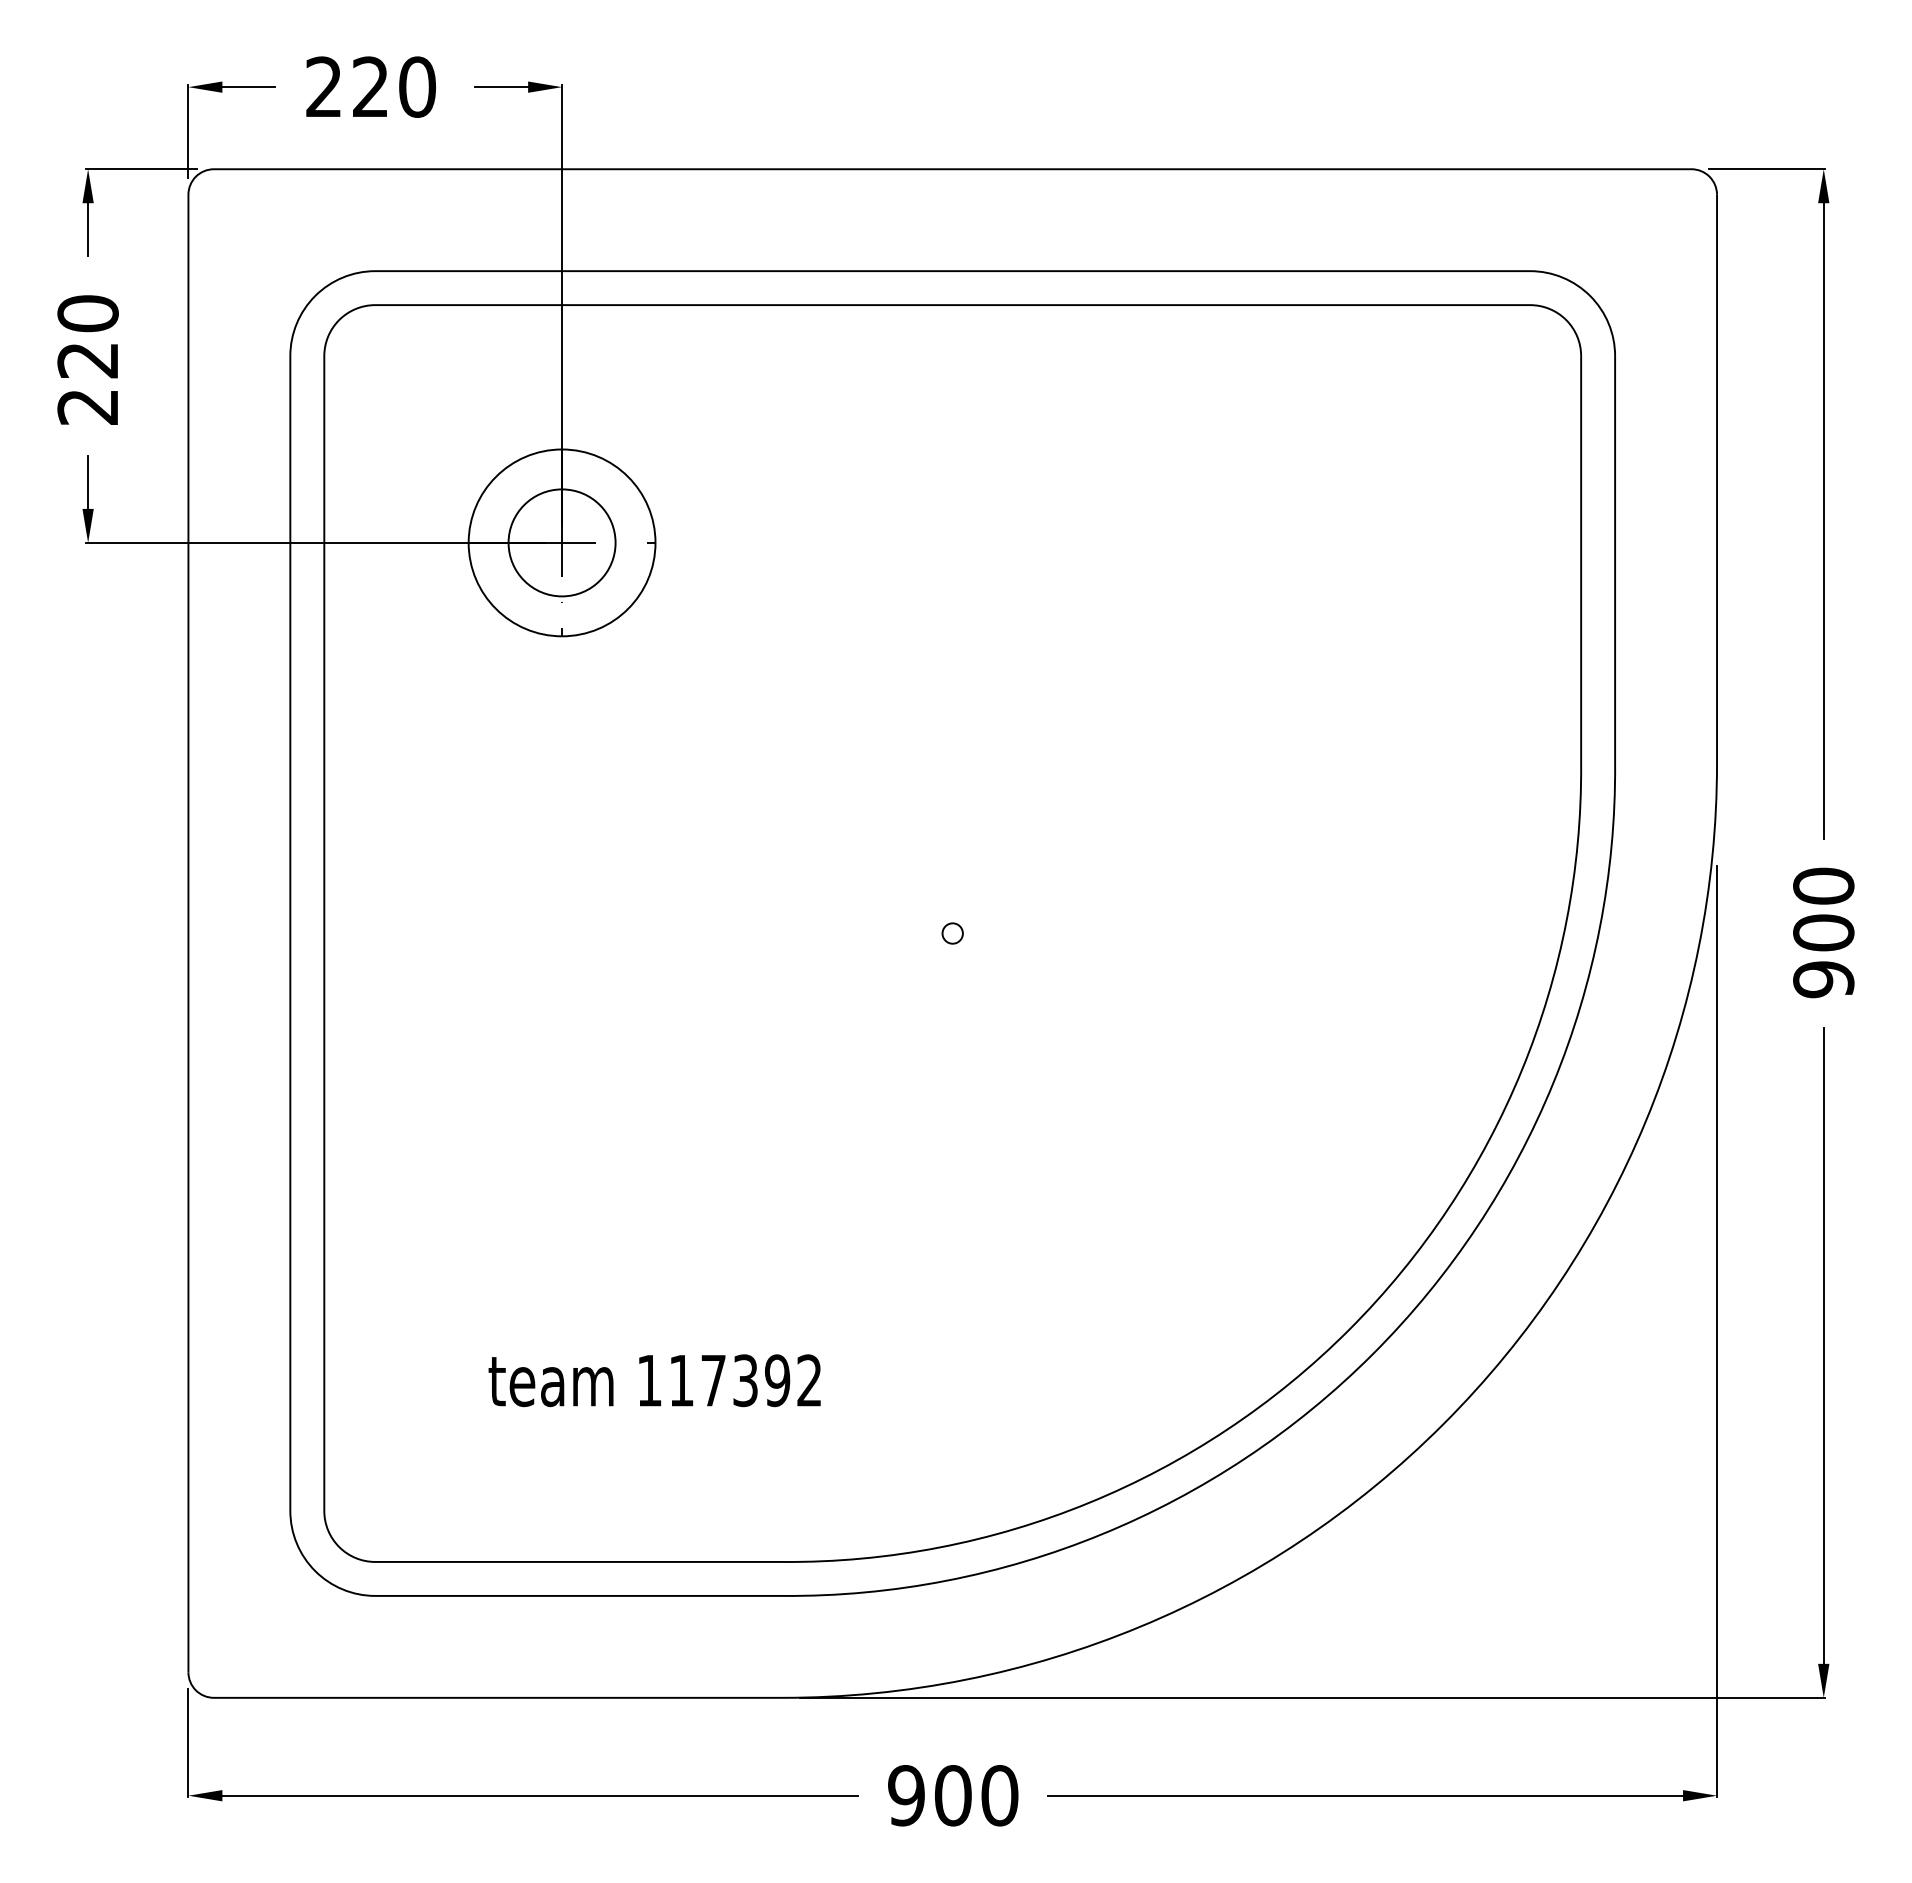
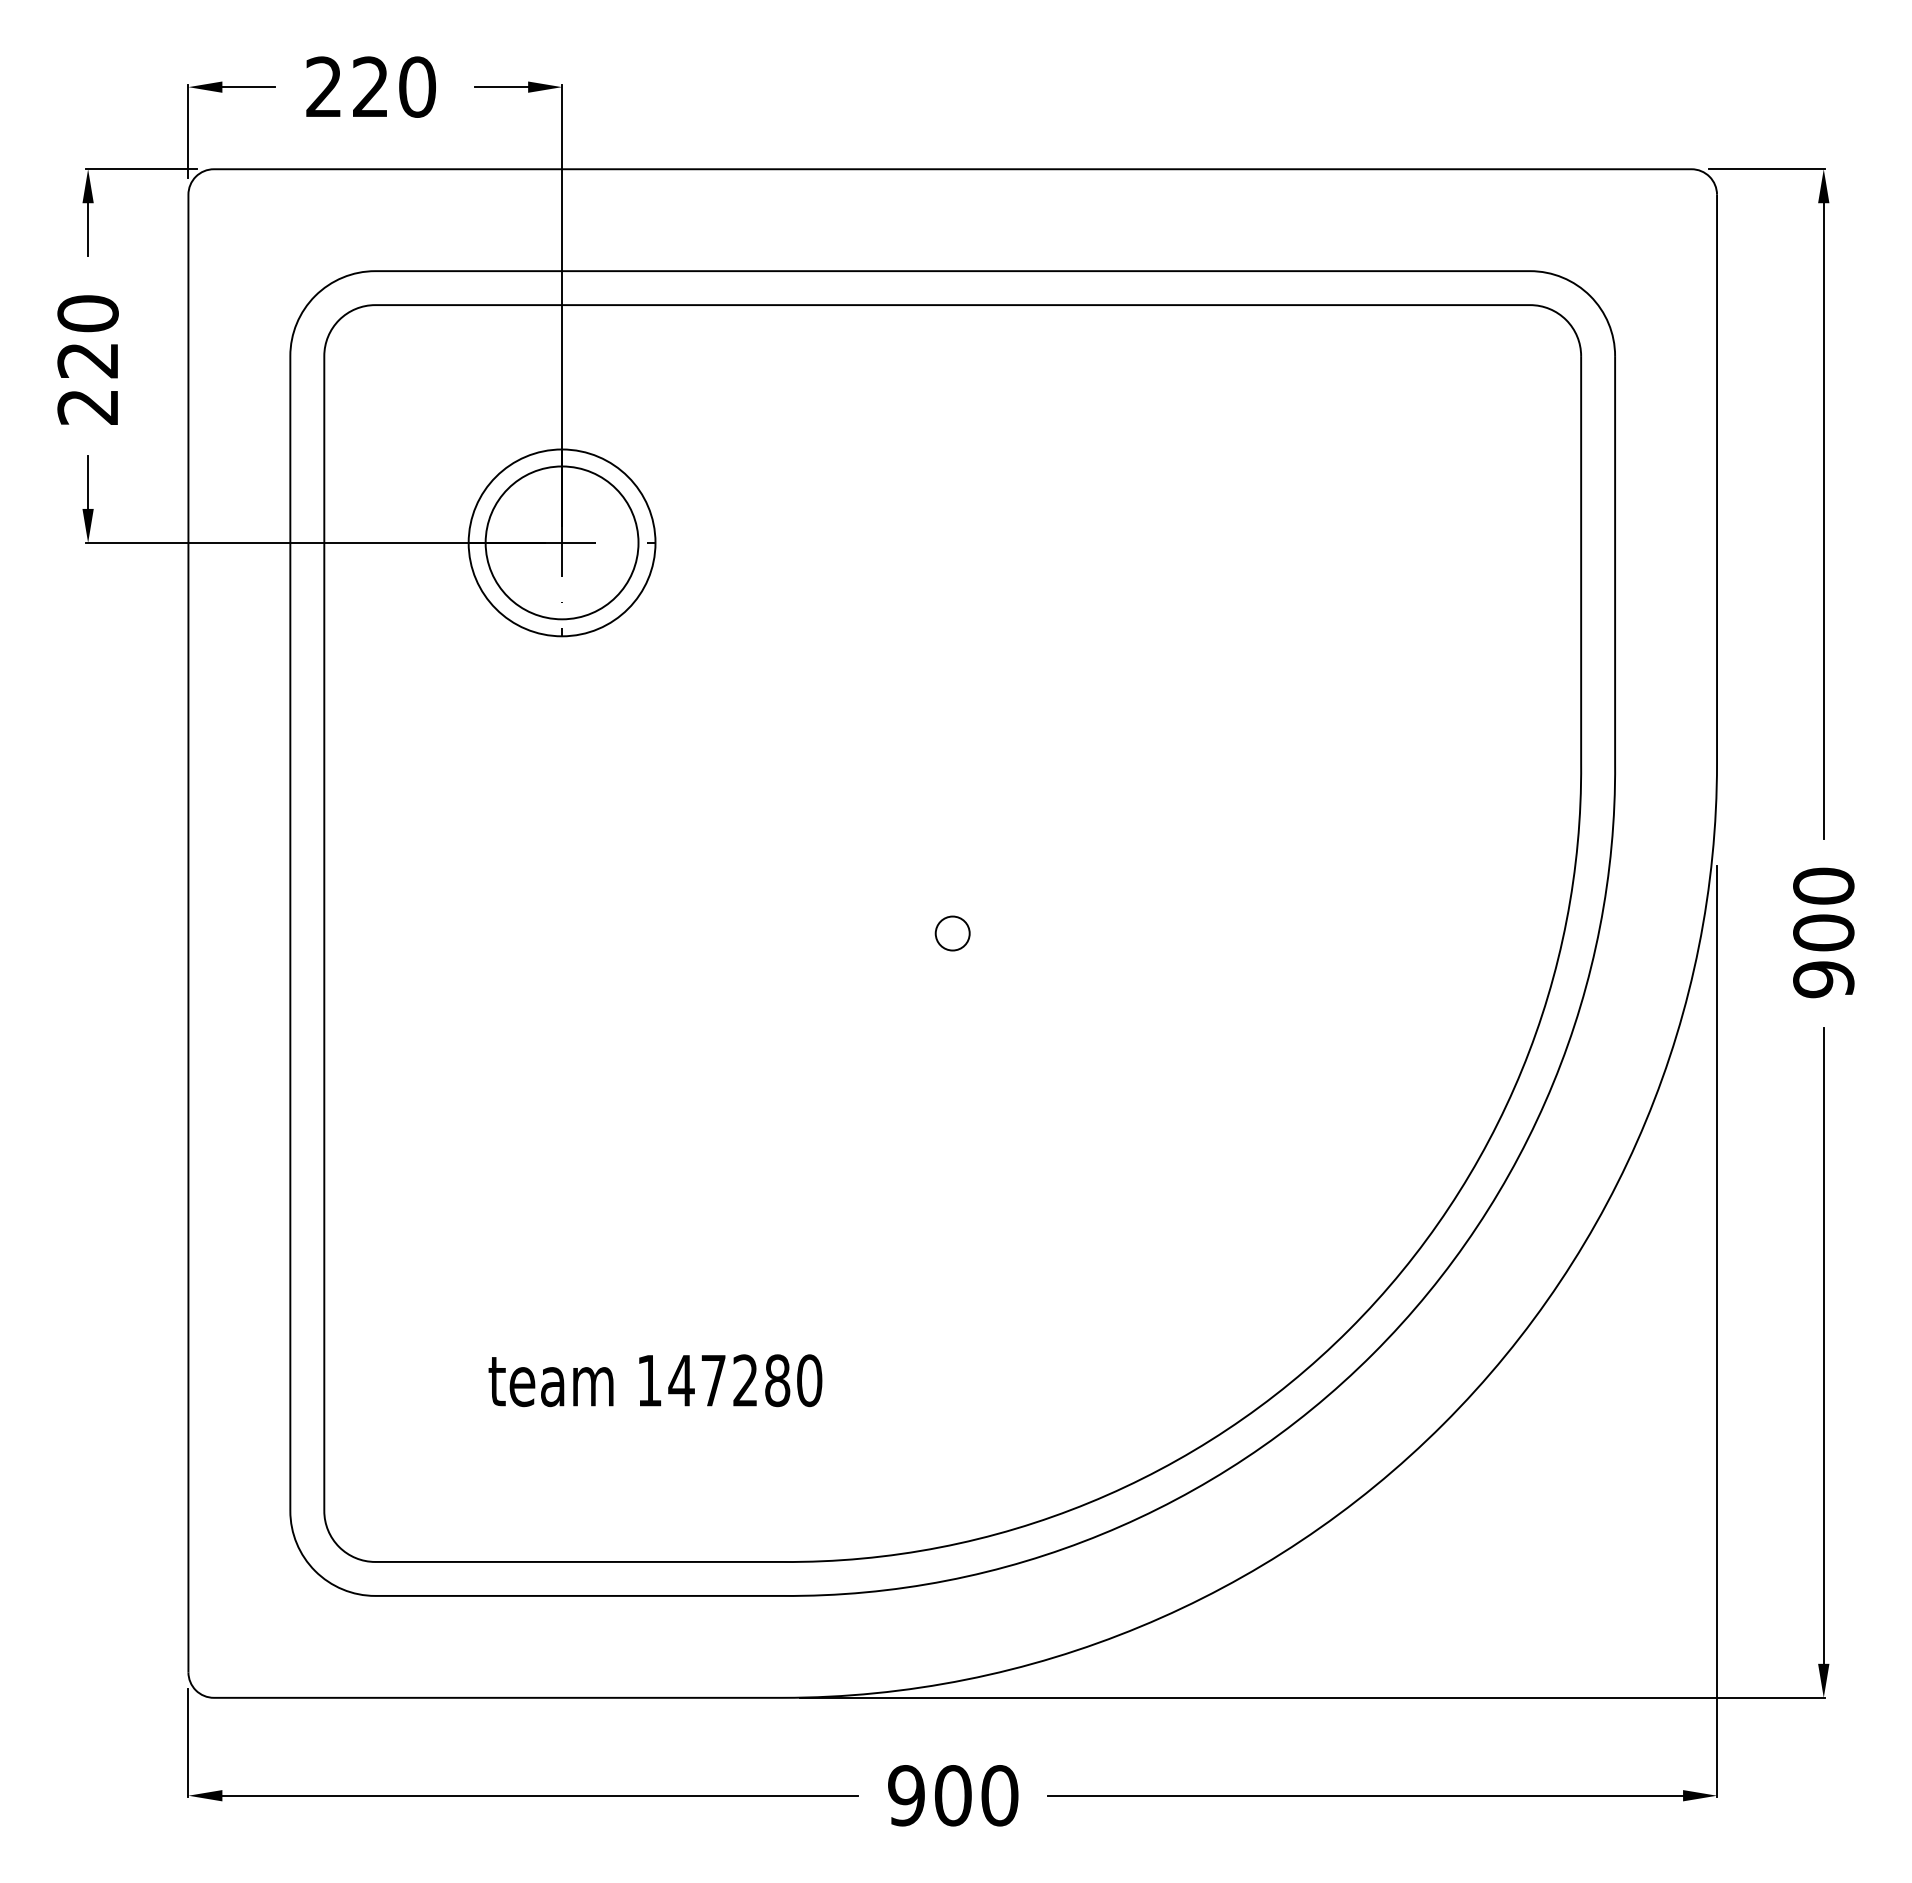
circle diameter: 107 px -> 153 px (561, 542)
circle diameter: 20 px -> 34 px (952, 933)
text: 117392 -> 147280 (745, 1380)
